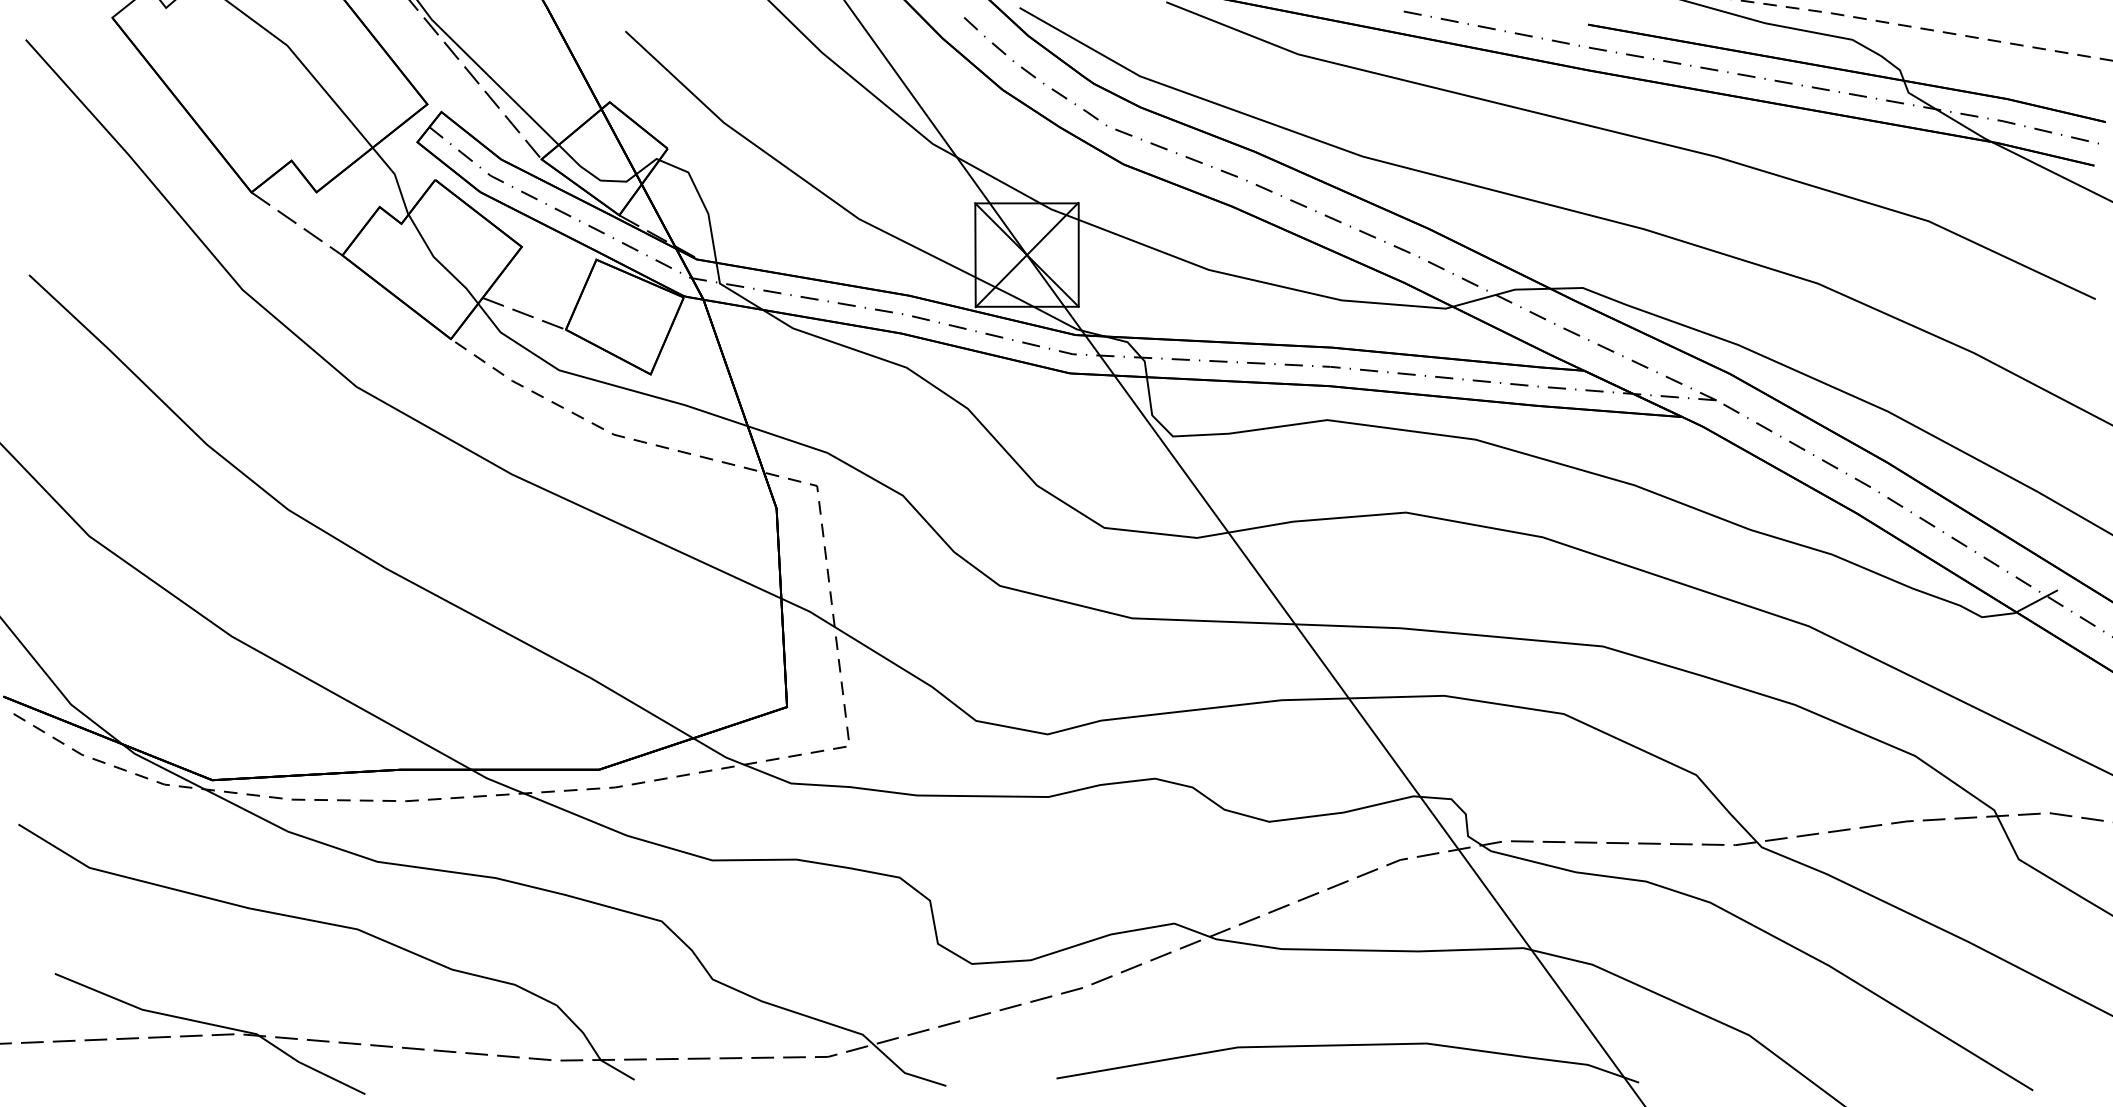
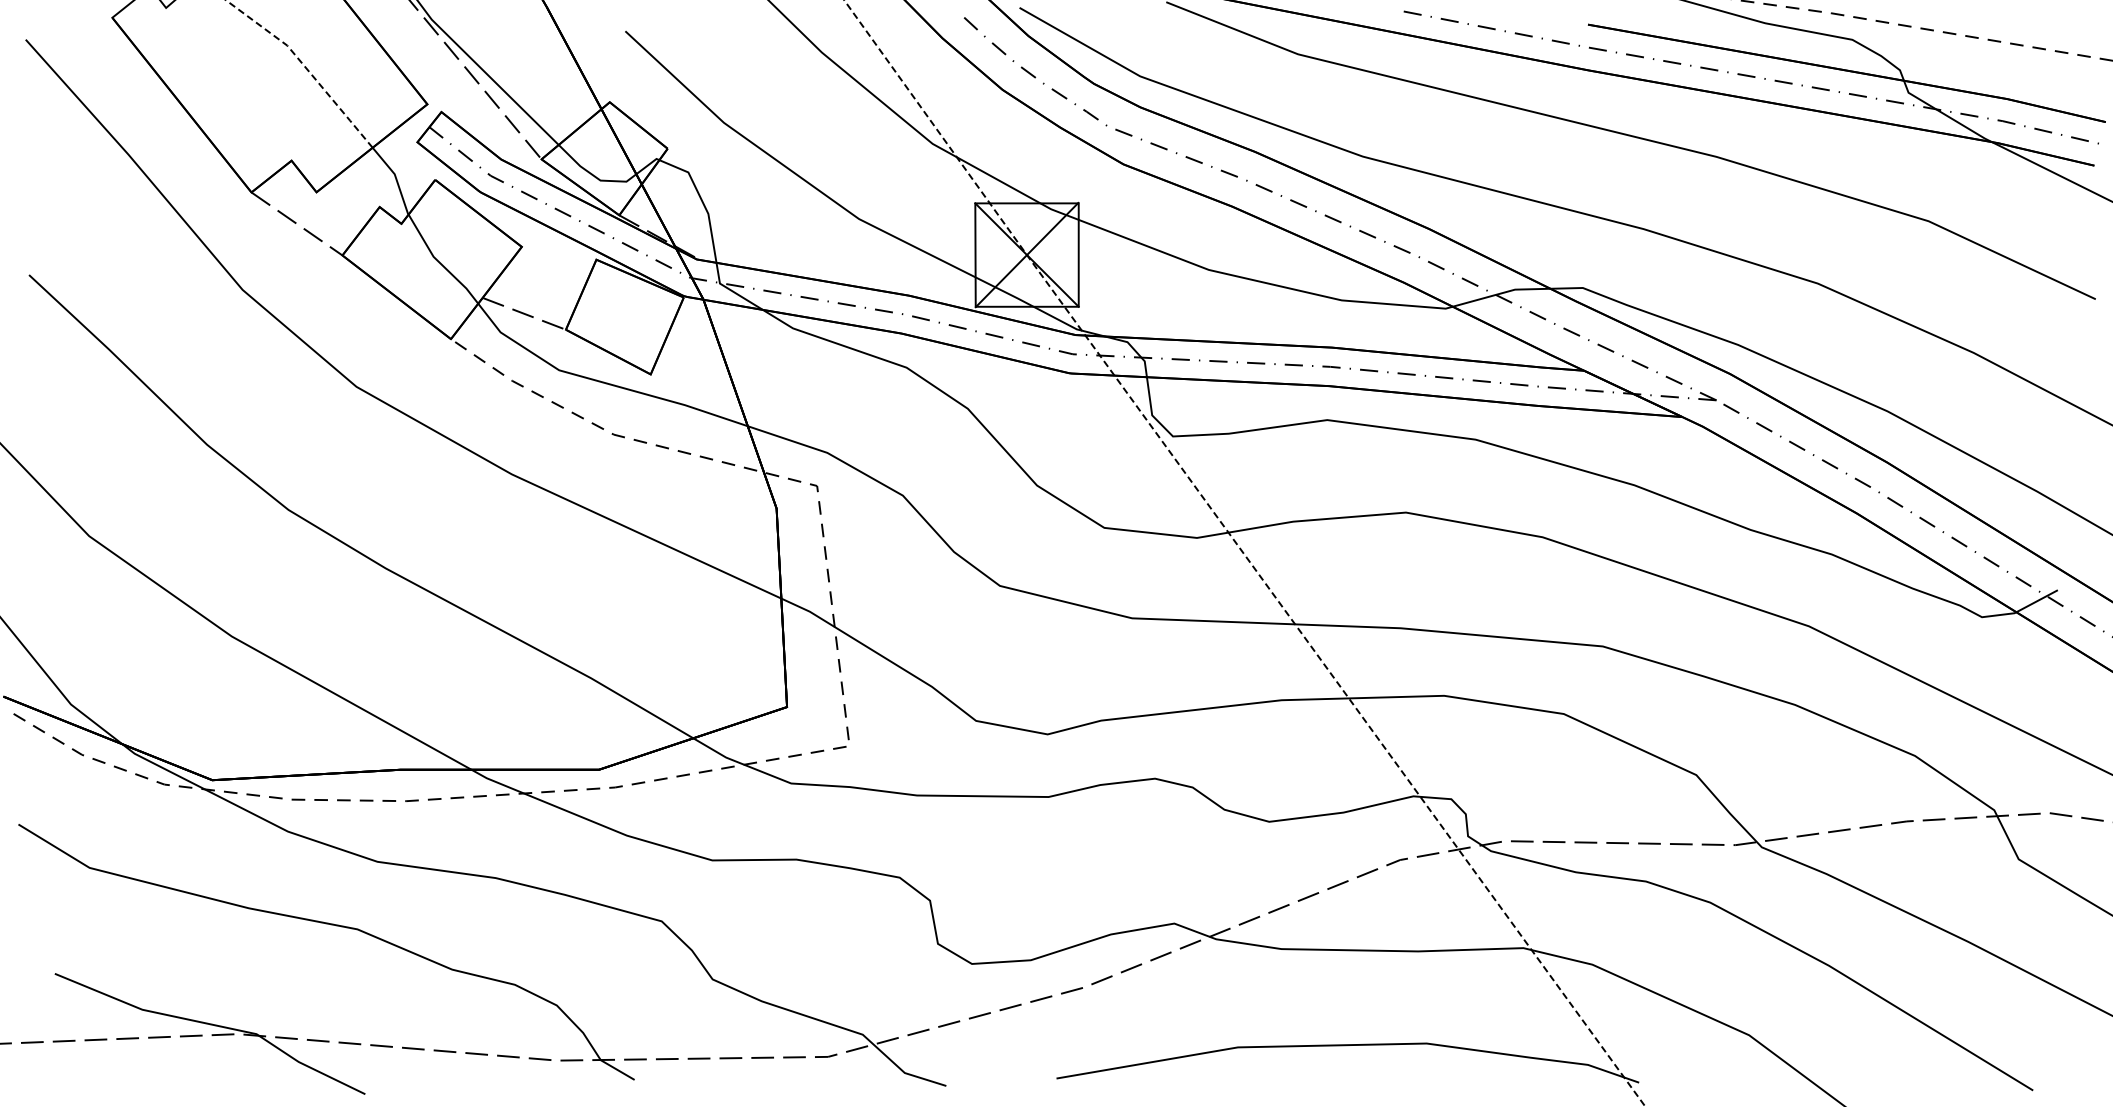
line: solid -> dashed (305, 67)
line: solid -> dashed (1238, 546)
